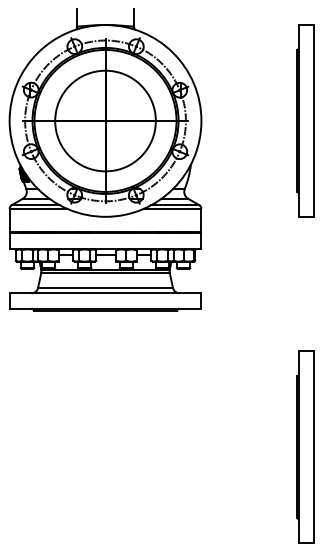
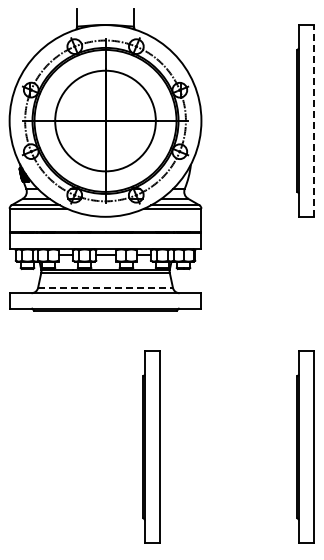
line: solid -> dashed (314, 120)
line: solid -> dashed (106, 287)
part: none -> present (151, 446)
